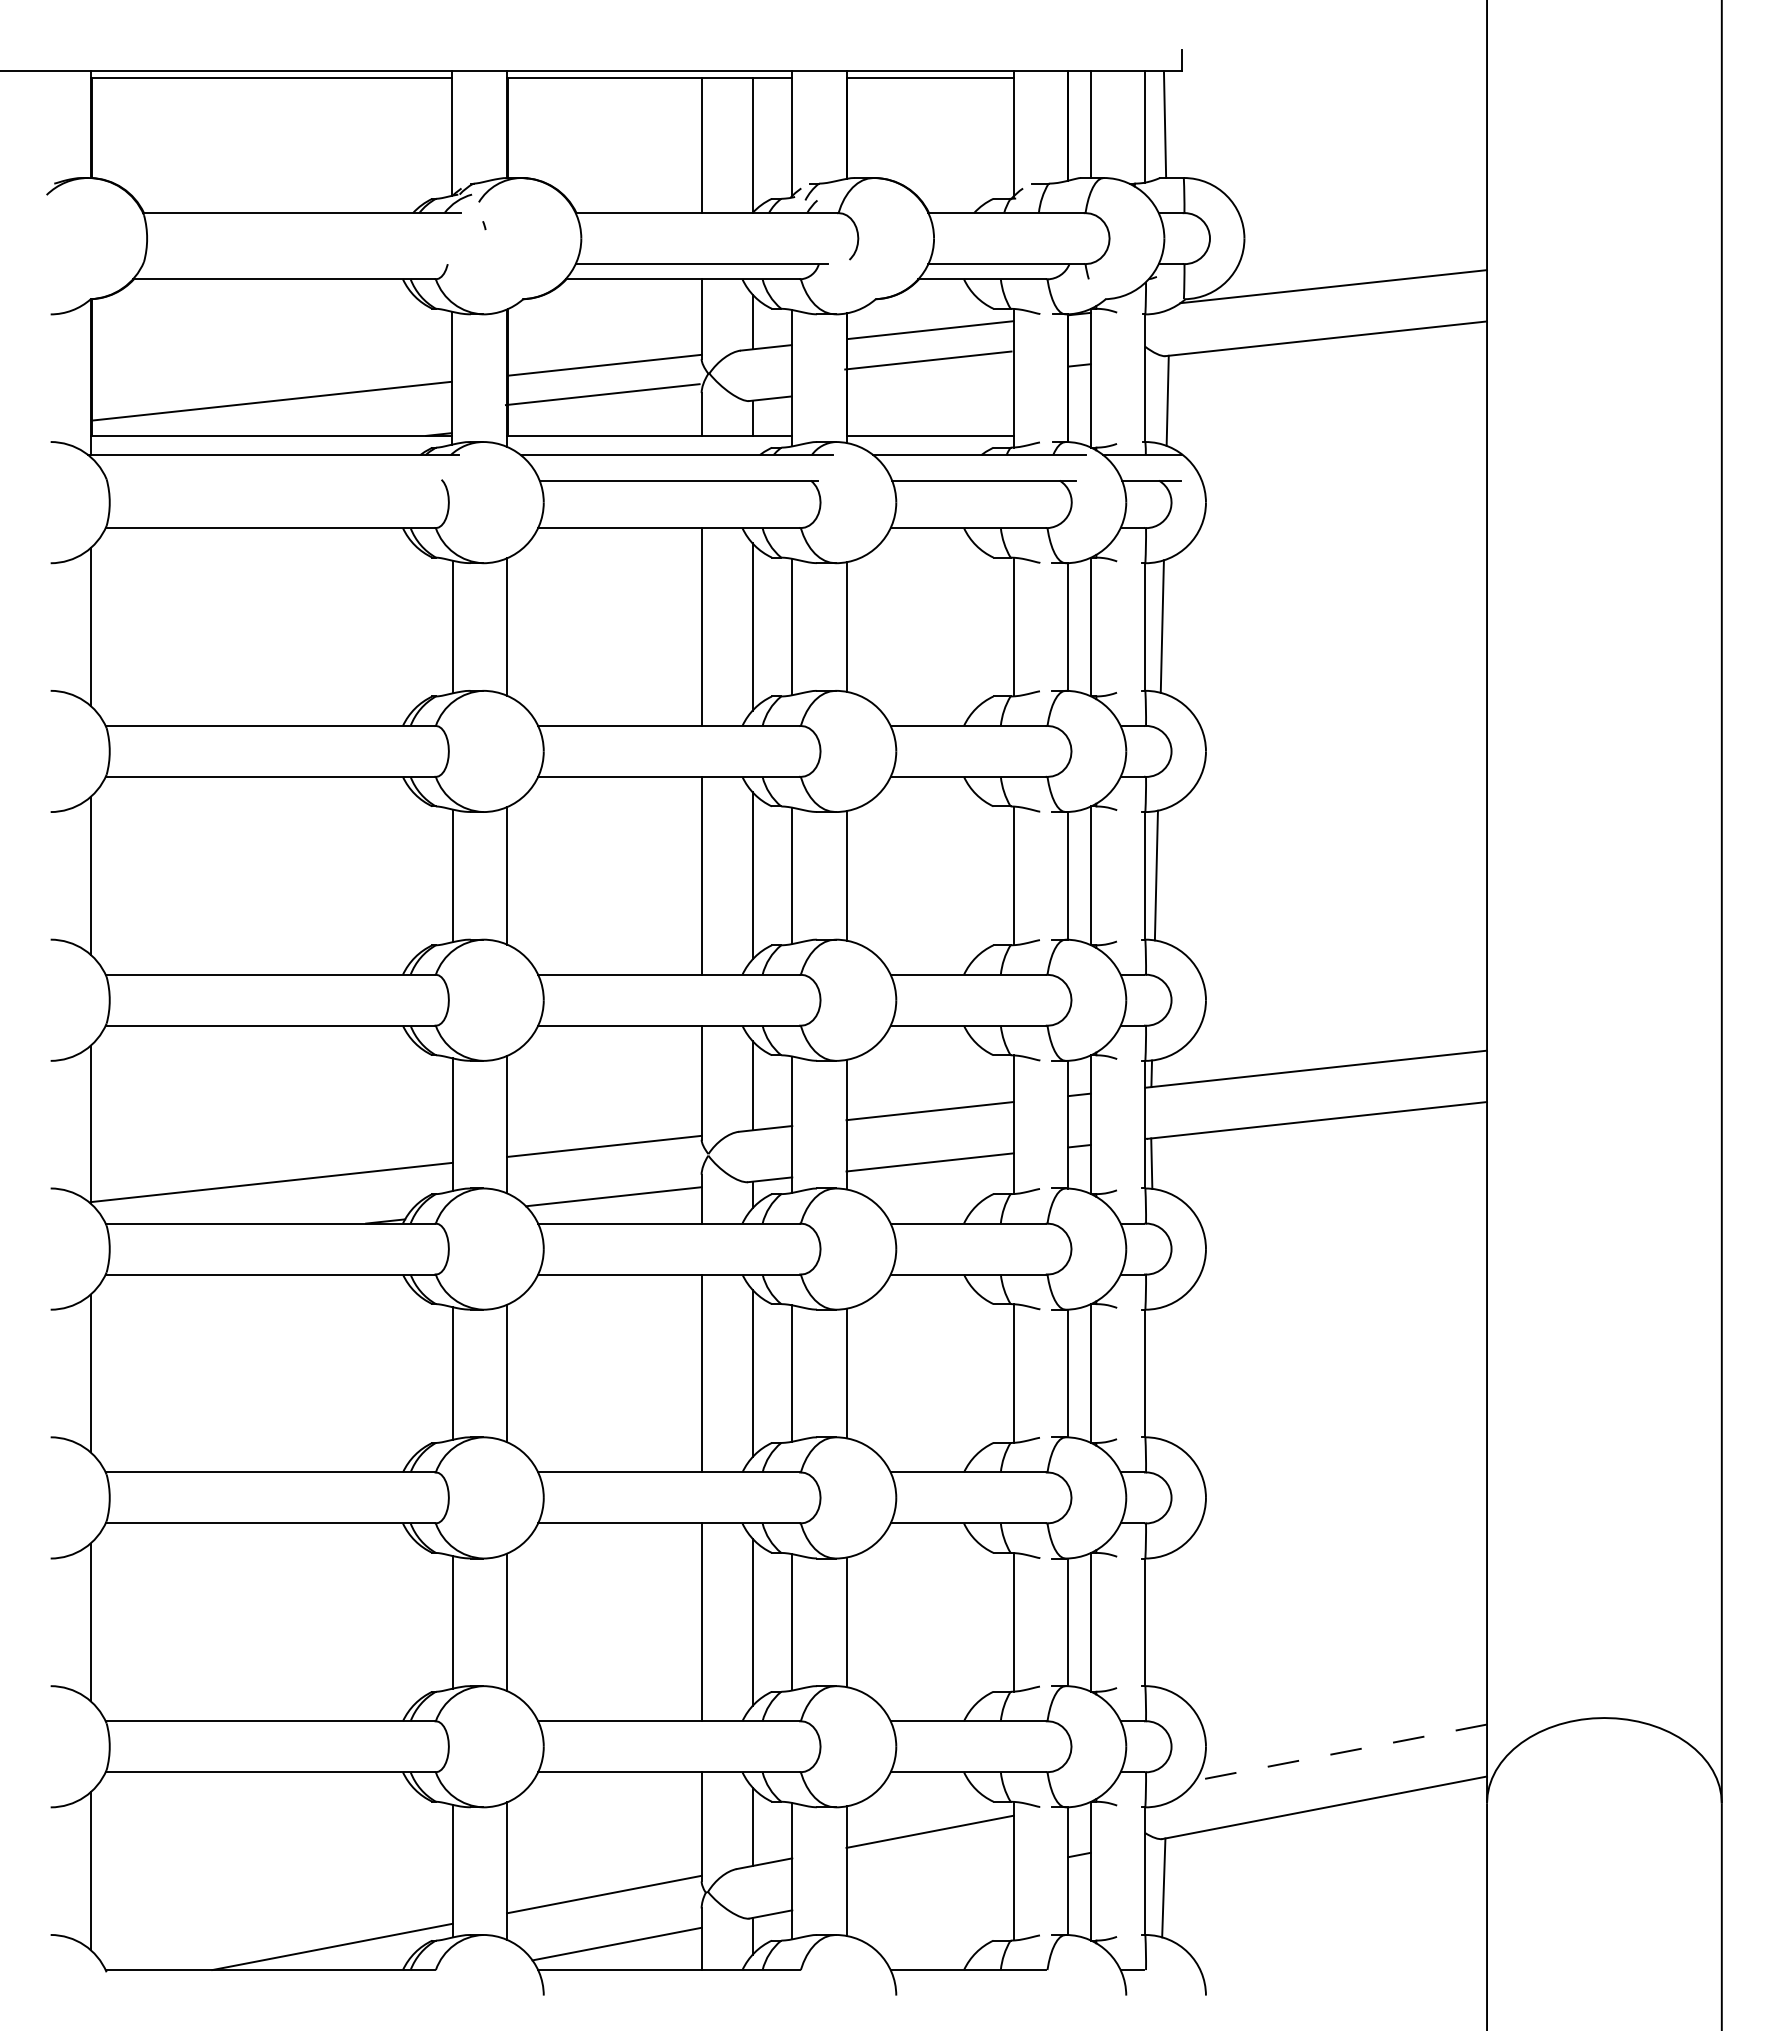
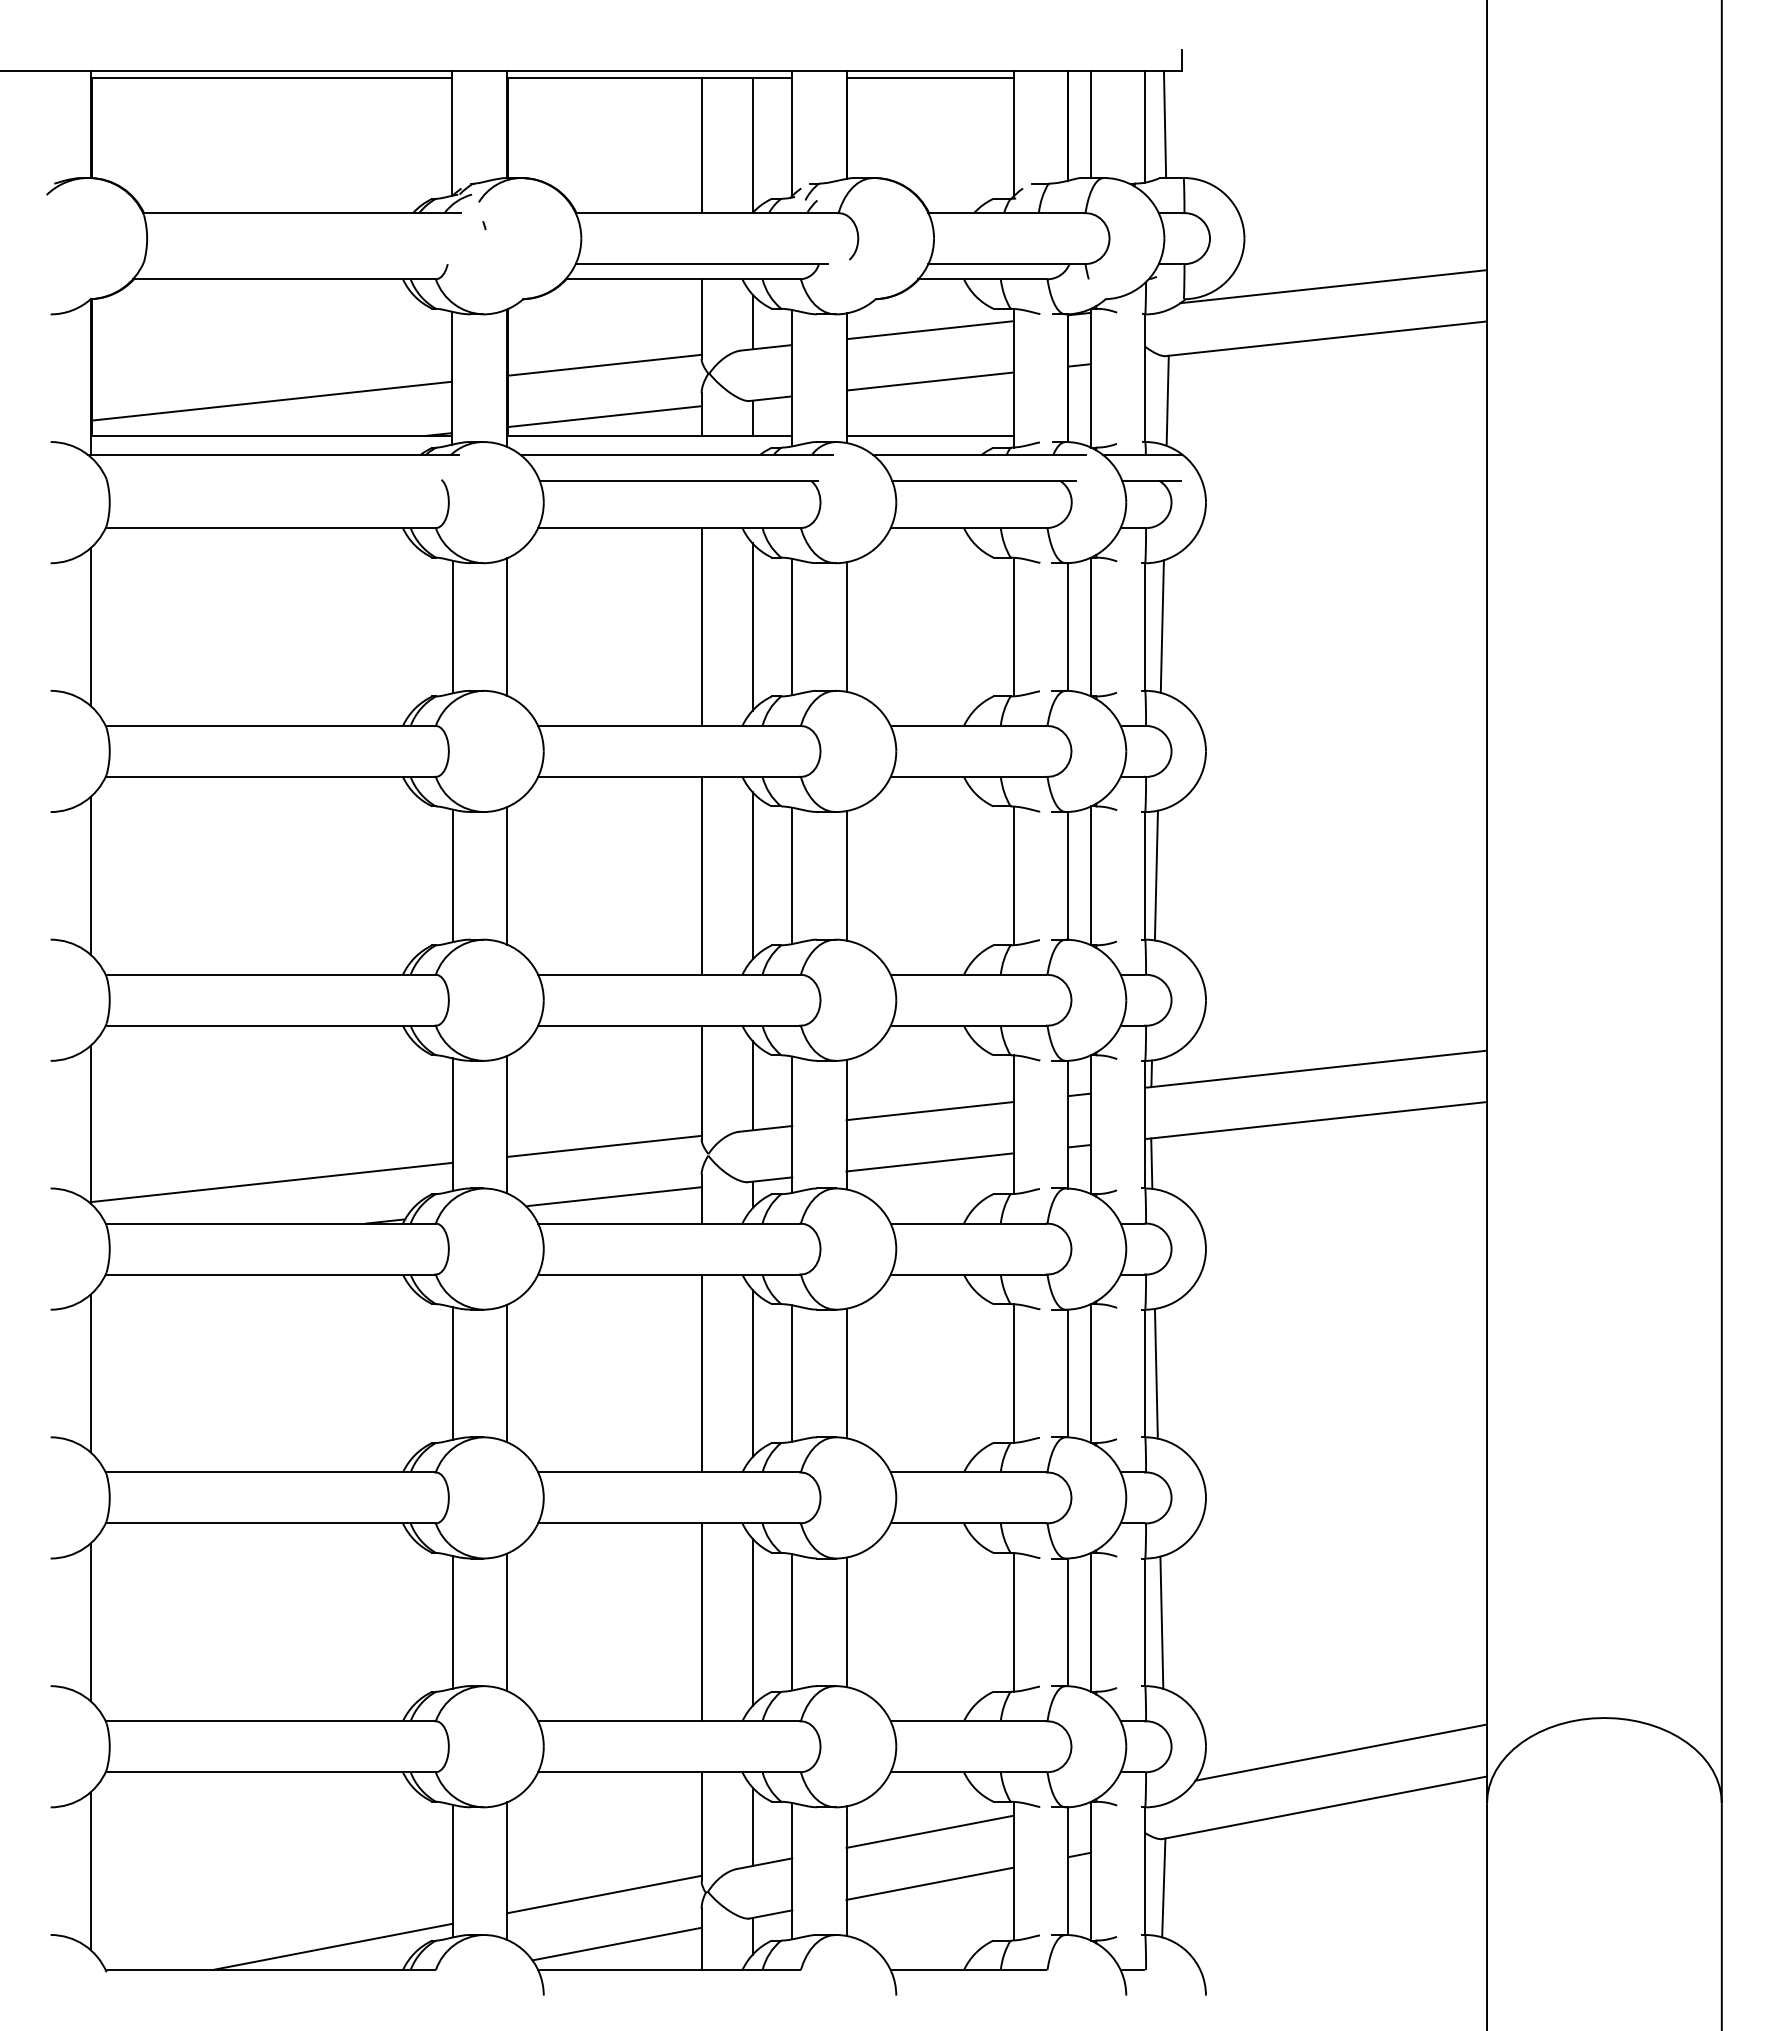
line position: (928, 360) -> (930, 381) (930, 381)
line position: (602, 394) -> (604, 416) (604, 416)
line: none -> present (1155, 1373)
line: none -> present (1161, 1622)
line: dashed -> solid (1340, 1752)
line: none -> present (929, 1883)
